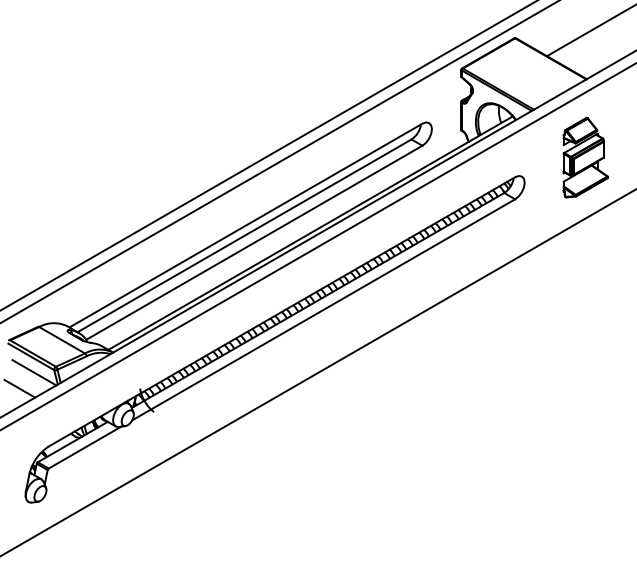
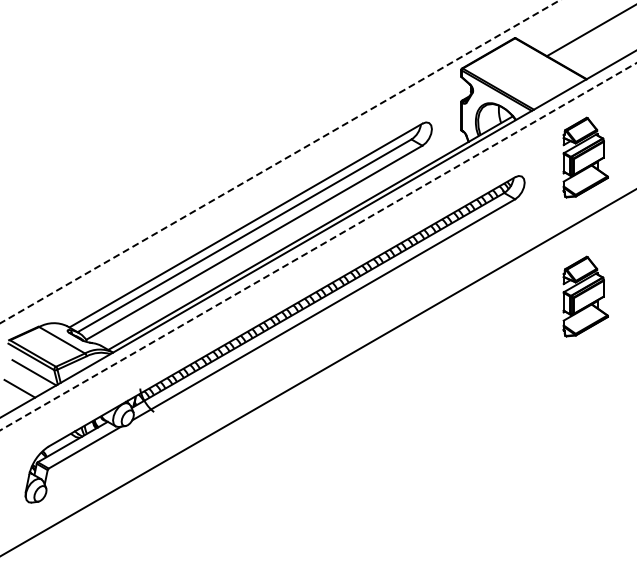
line: present -> none (268, 155)
line: solid -> dashed (280, 161)
line: solid -> dashed (318, 246)
part: none -> present (585, 296)
